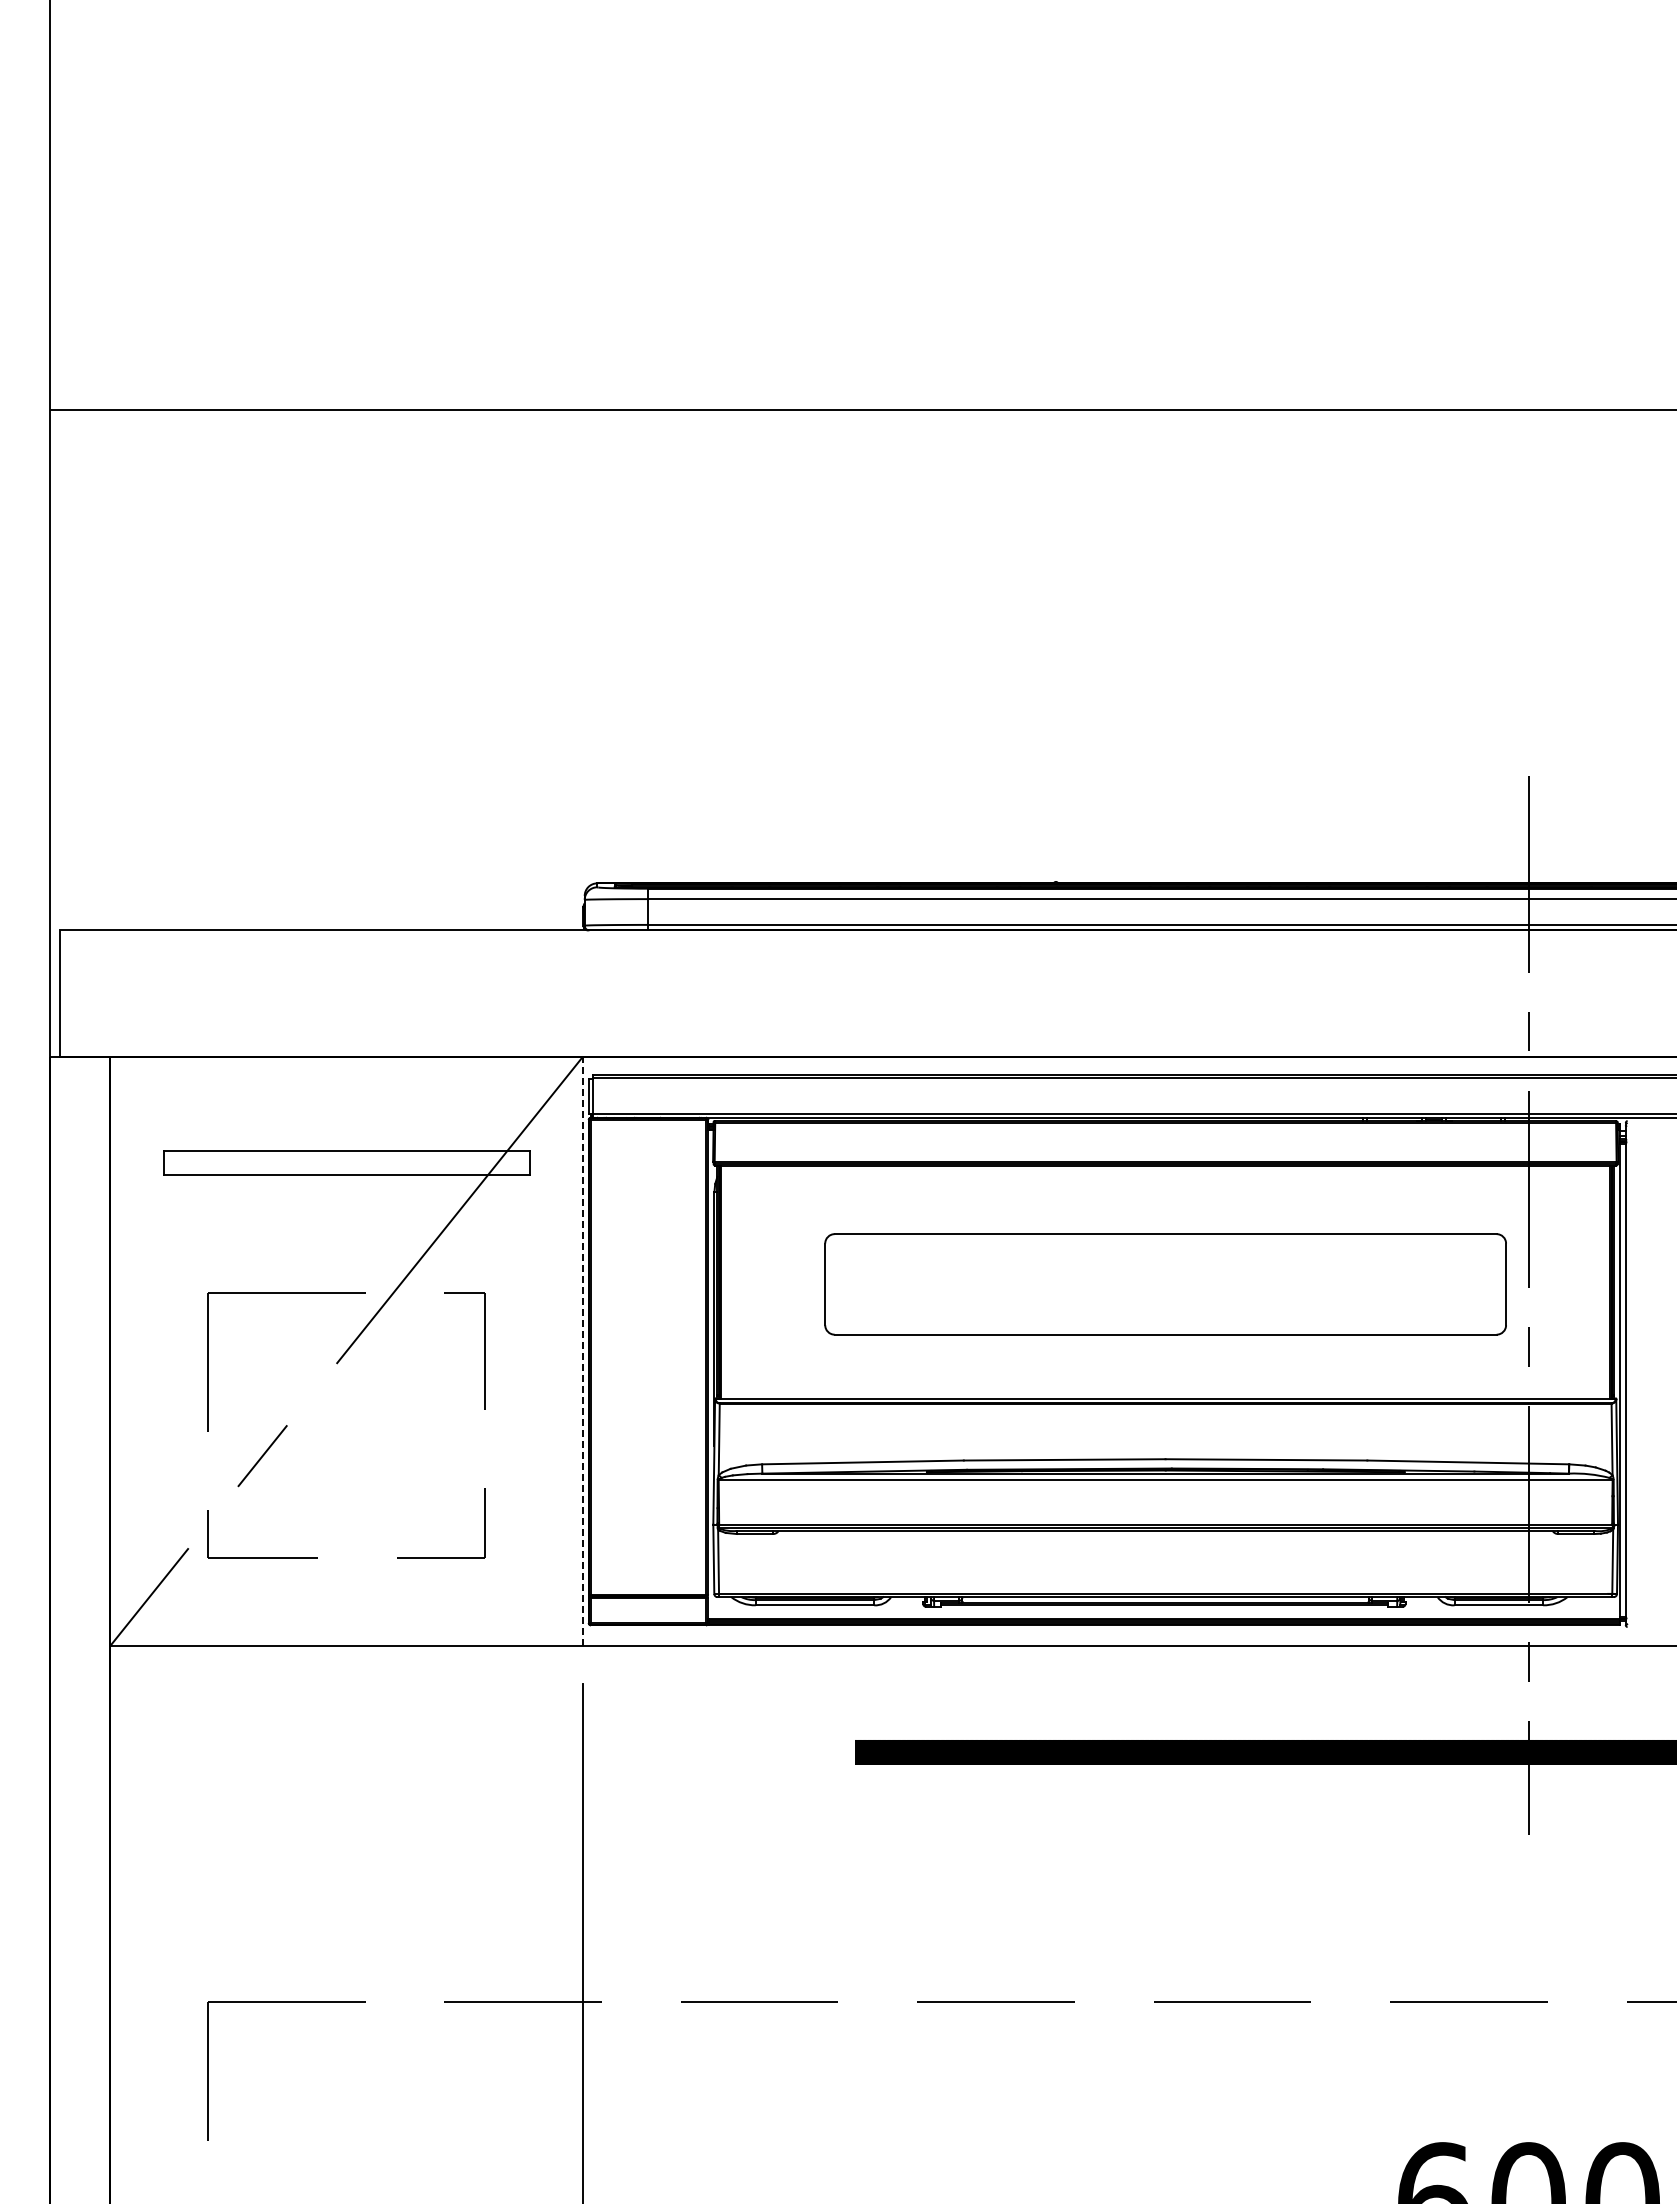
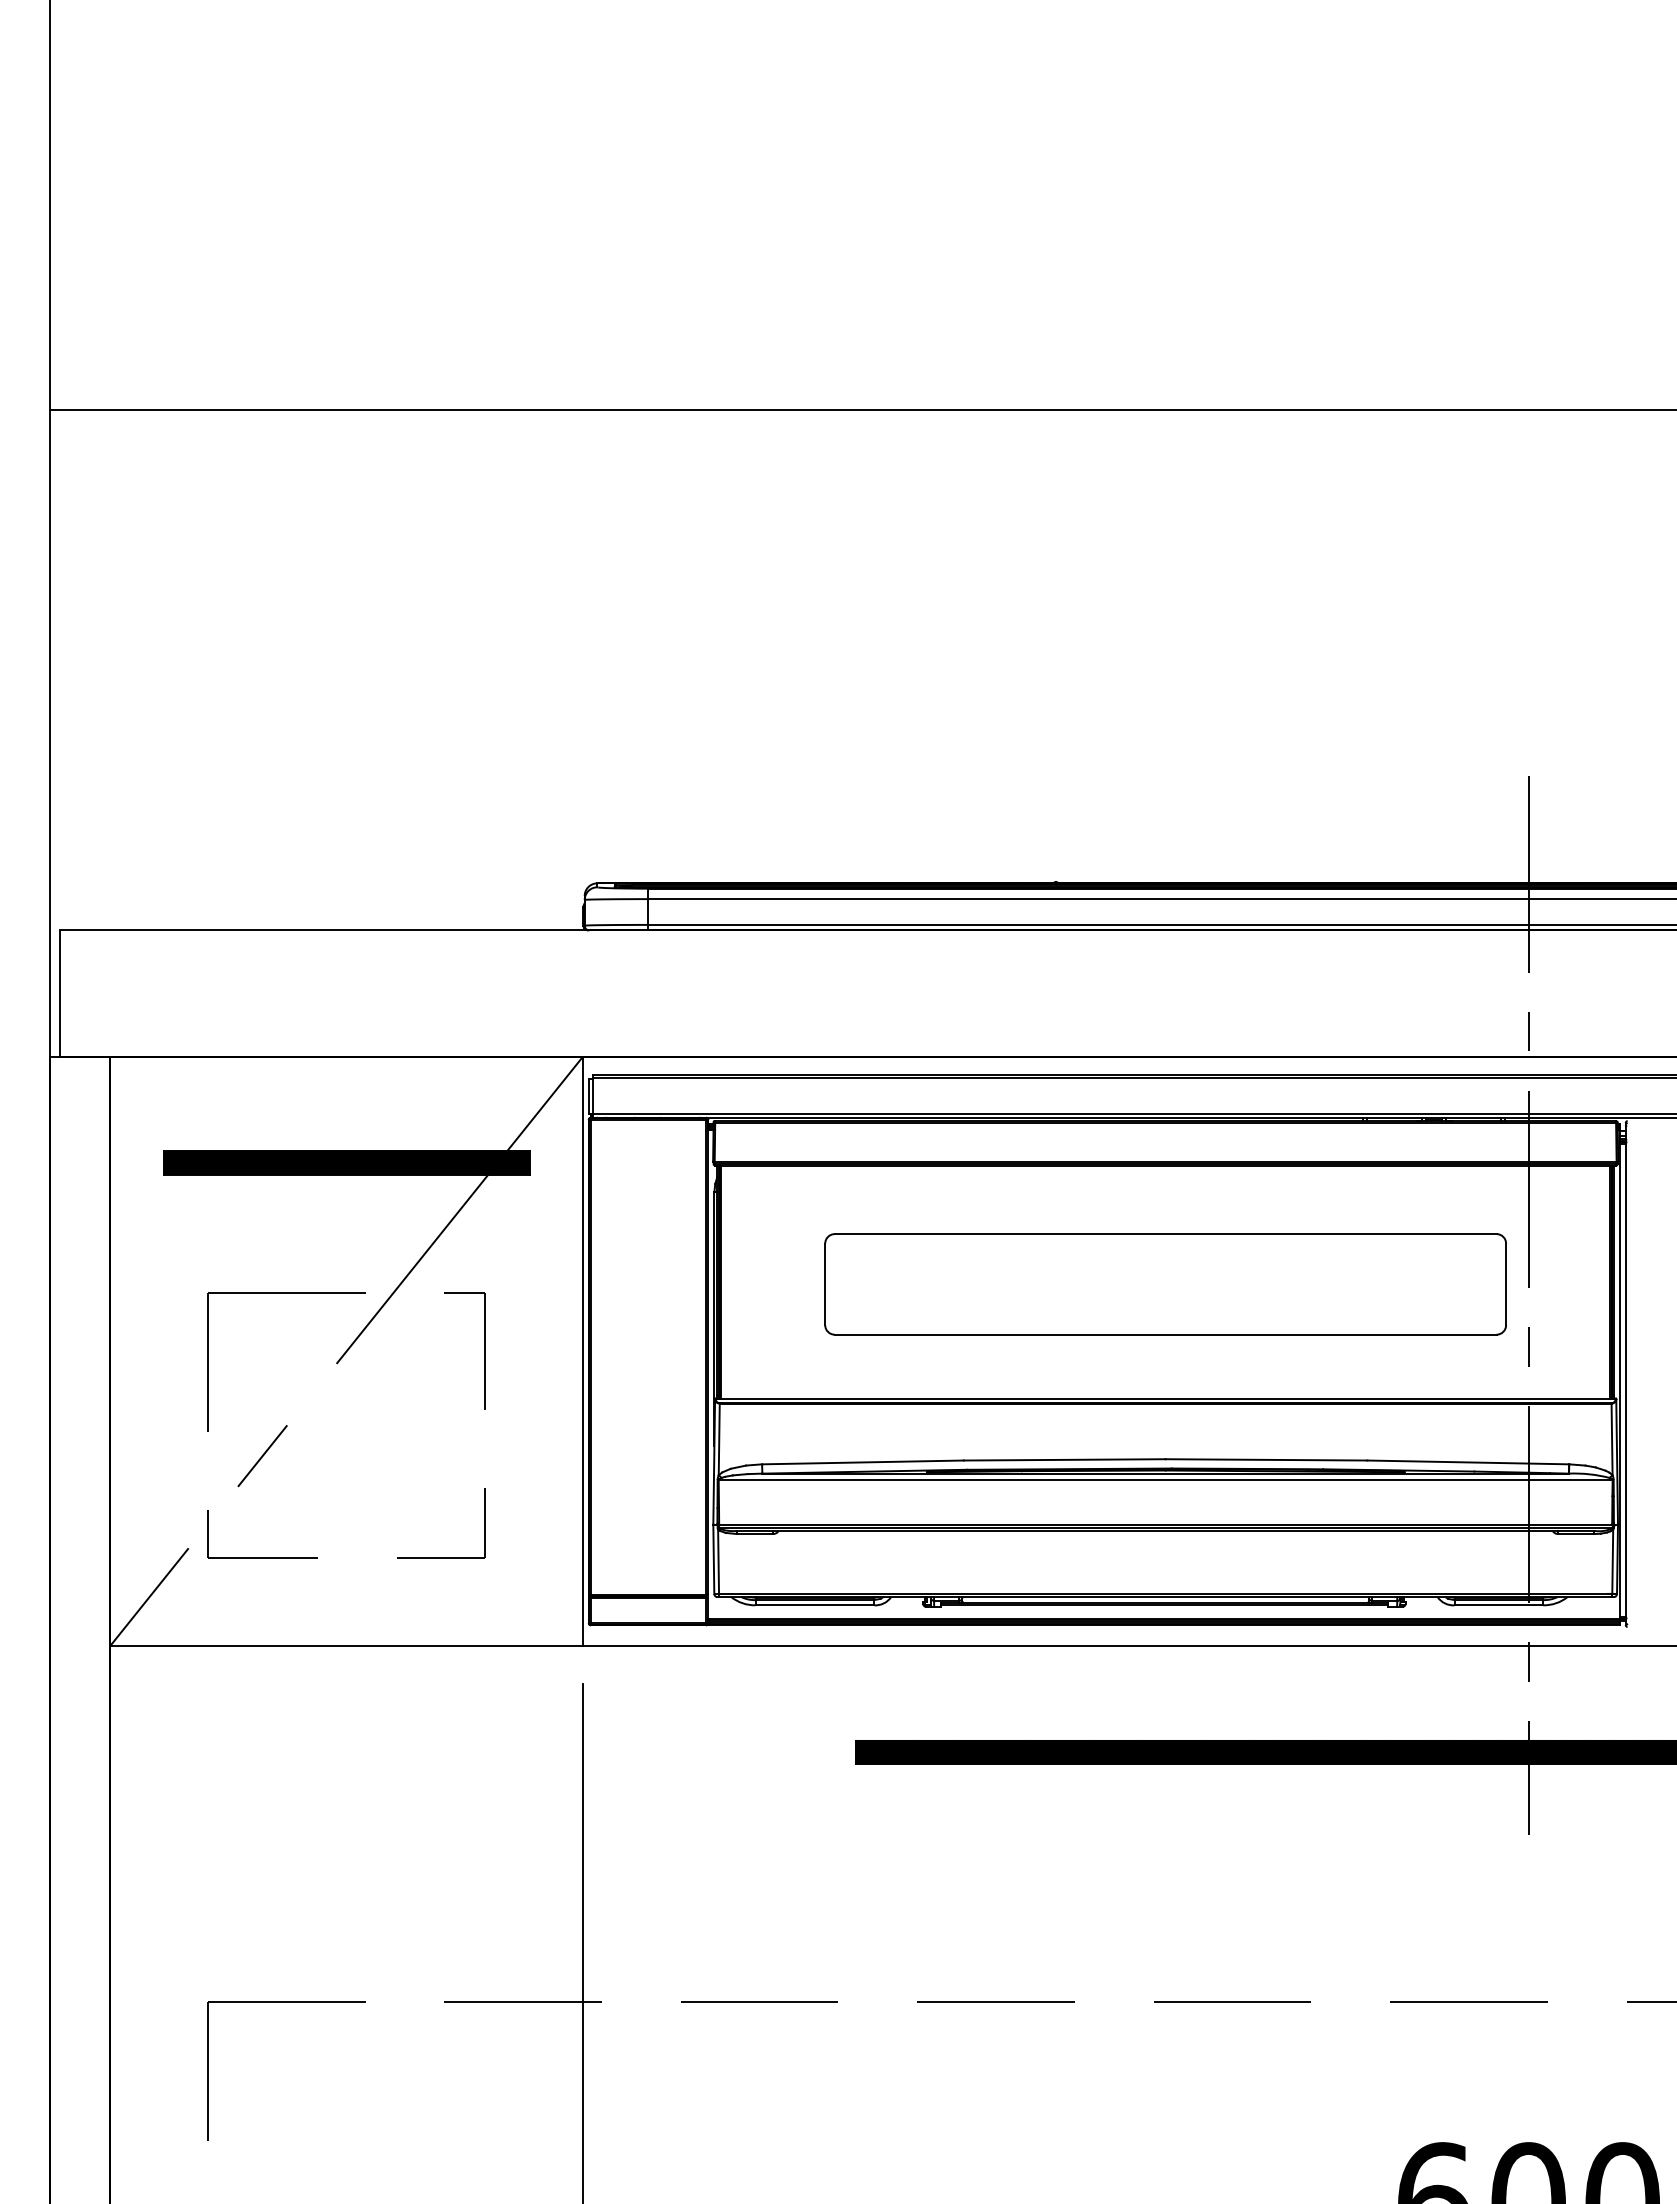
hatch: none -> present (346, 1162)
line: dashed -> solid (583, 1351)
